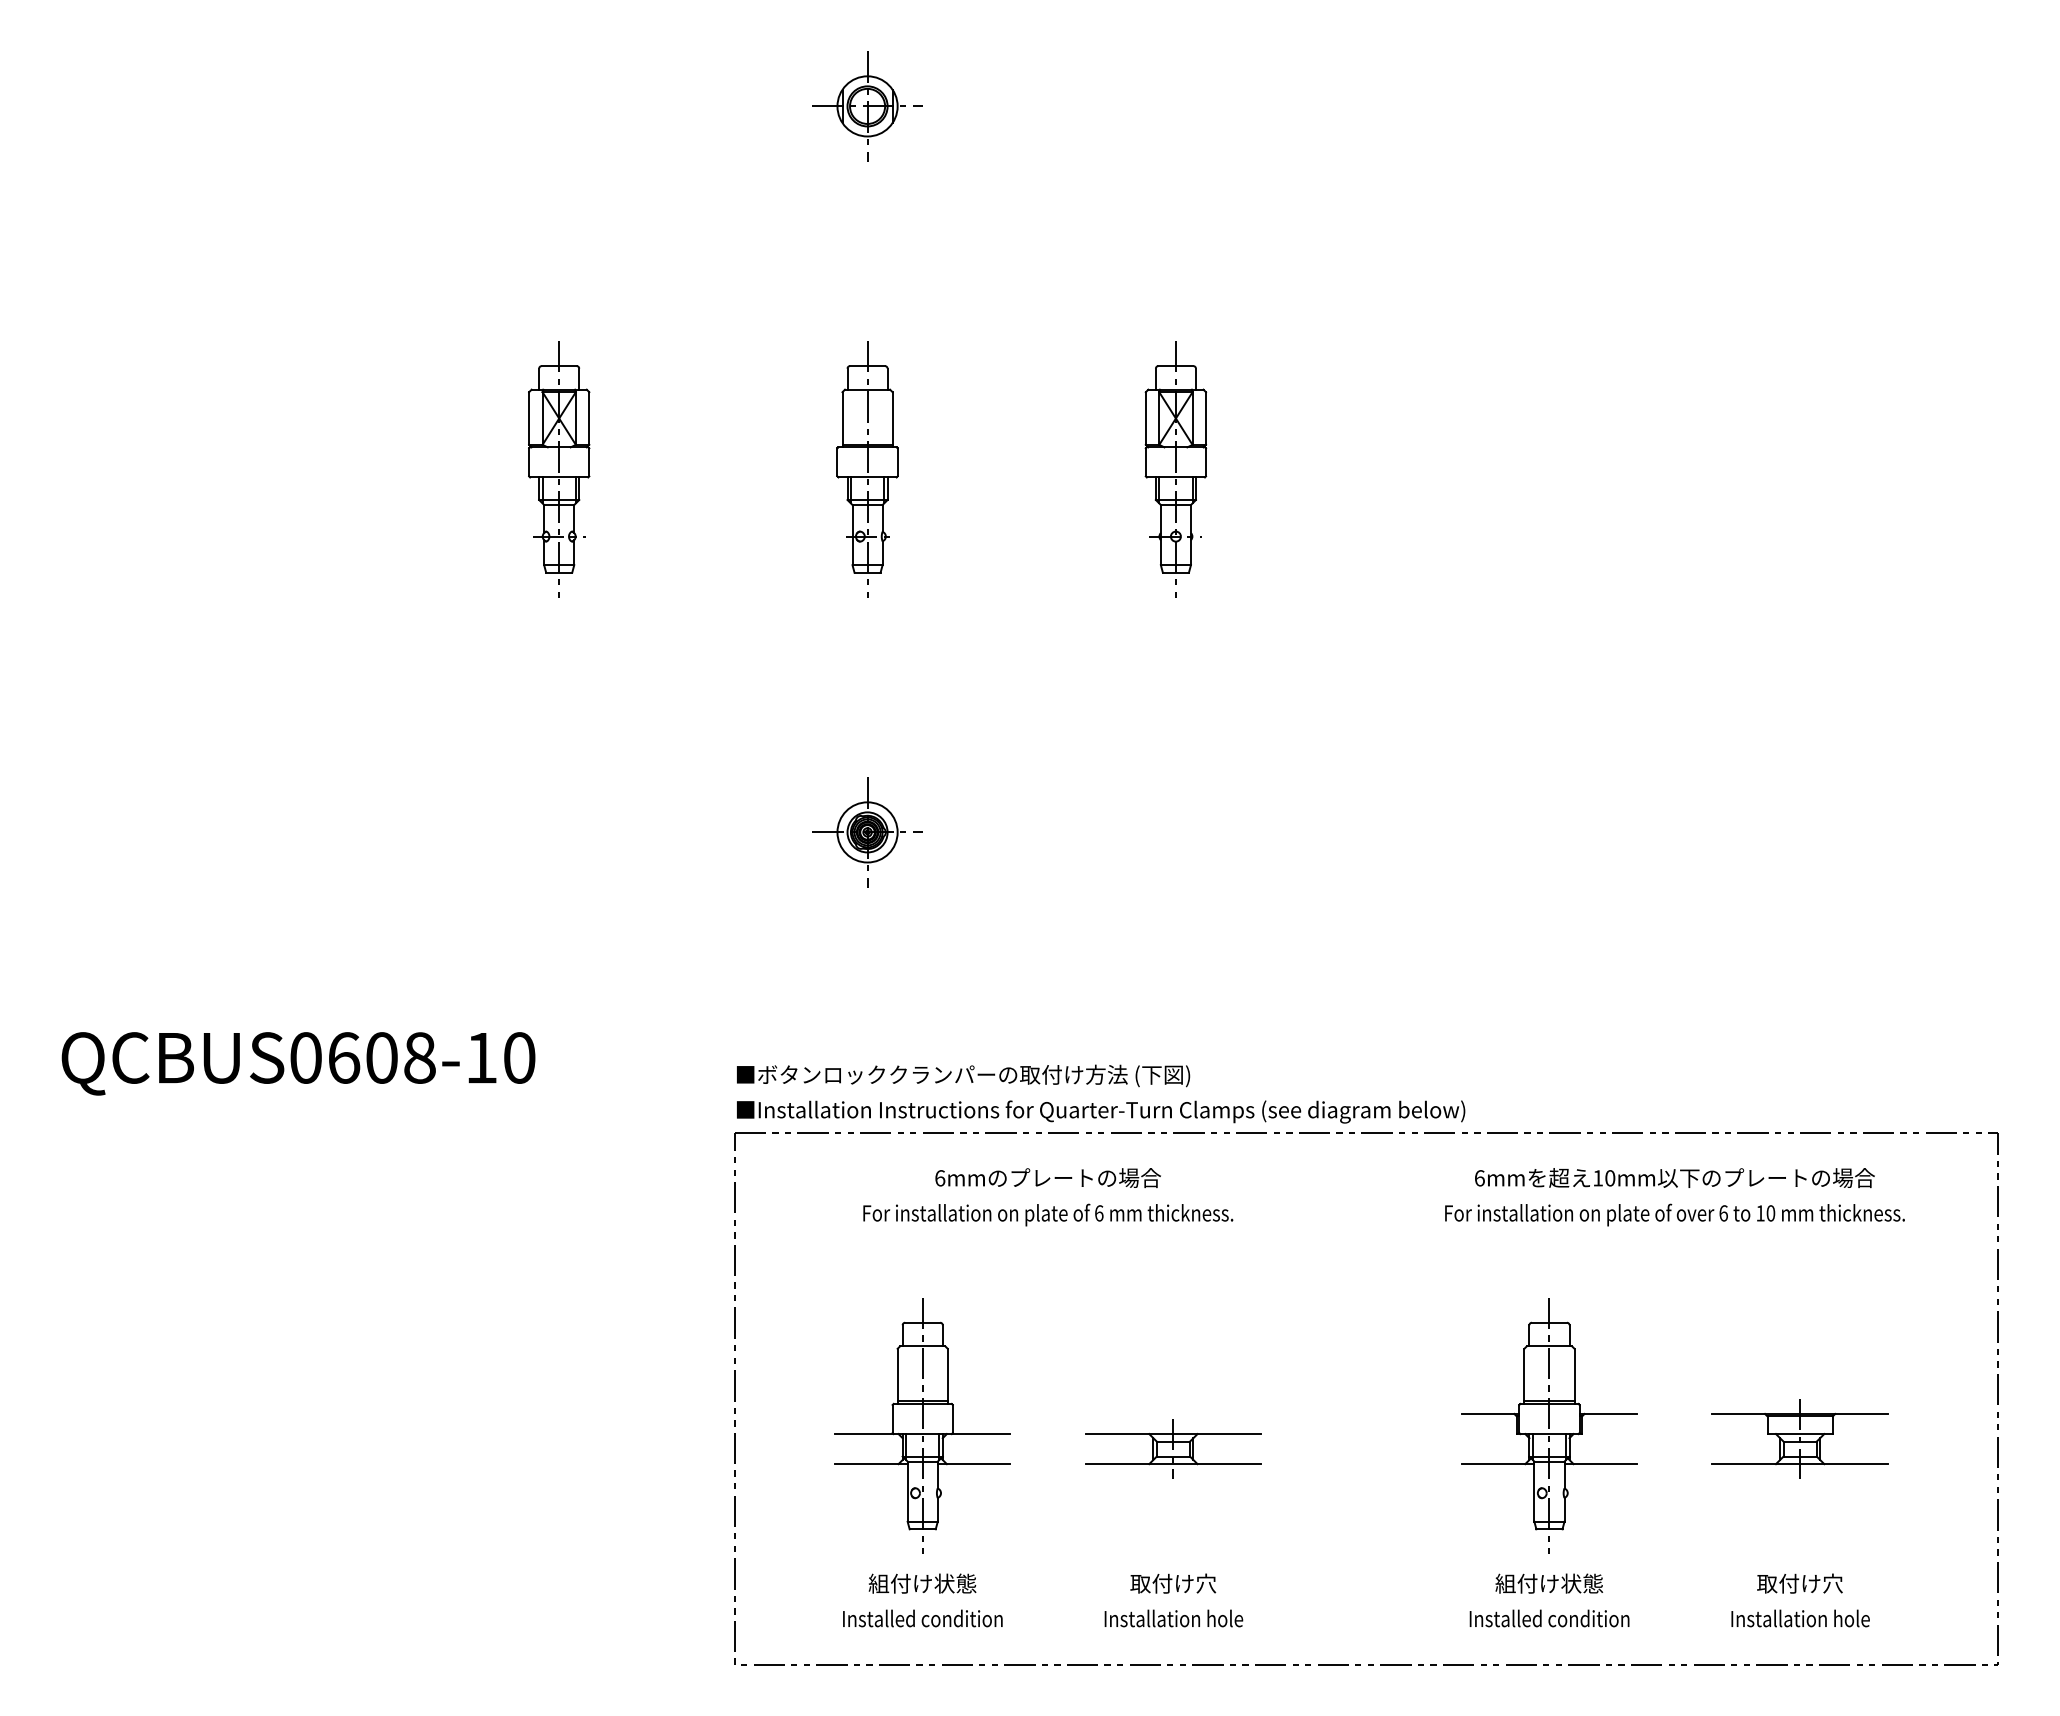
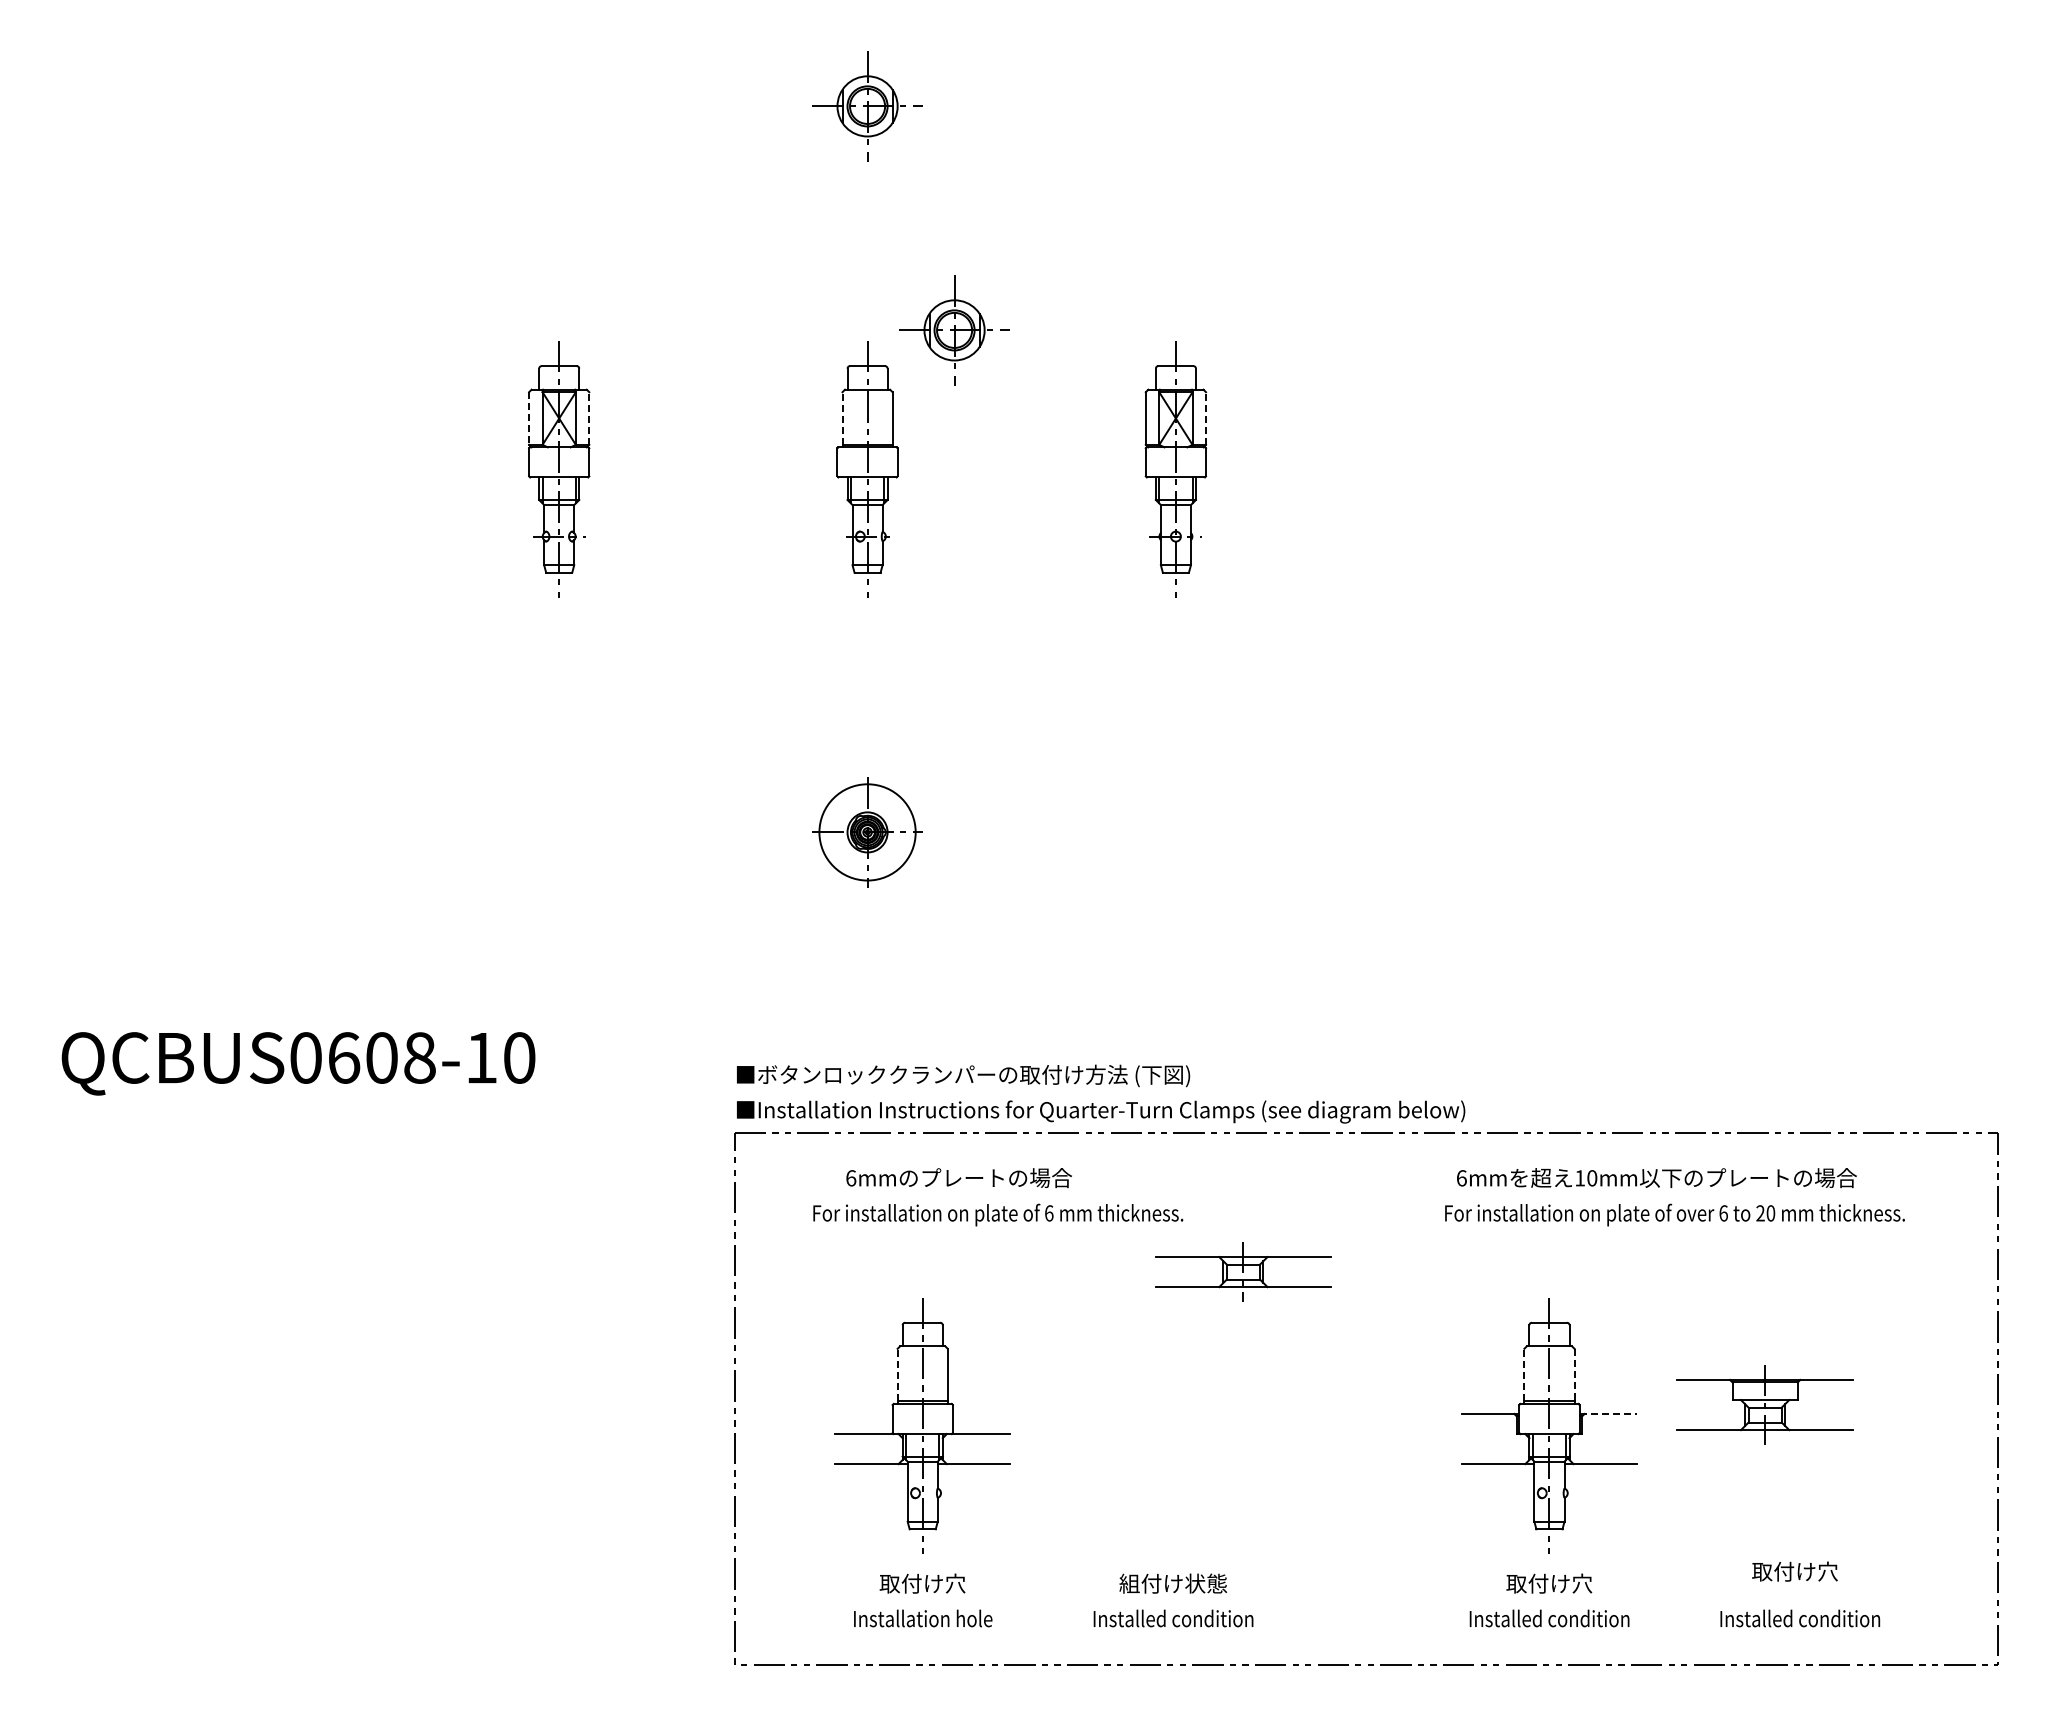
part: none -> present (954, 330)
line: solid -> dashed (589, 418)
line: solid -> dashed (842, 418)
line: solid -> dashed (1206, 418)
line: solid -> dashed (529, 419)
circle diameter: 60 px -> 96 px (867, 832)
text position: (1047, 1178) -> (958, 1178) (958, 1178)
text position: (1674, 1178) -> (1656, 1178) (1656, 1178)
text: 10 -> 20 (1760, 1213)
text position: (1048, 1214) -> (998, 1214) (998, 1214)
line: solid -> dashed (897, 1374)
line: solid -> dashed (1524, 1374)
line: solid -> dashed (1574, 1375)
line: solid -> dashed (1608, 1413)
part position: (1799, 1438) -> (1764, 1404) (1764, 1404)
part position: (1173, 1448) -> (1243, 1271) (1243, 1271)
text: 組付け状態 -> 取付け穴 (922, 1583)
text: 取付け穴 -> 組付け状態 (1173, 1583)
text: 組付け状態 -> 取付け穴 (1549, 1583)
text position: (1799, 1583) -> (1794, 1571) (1794, 1571)
text: Installed condition -> Installation hole (922, 1618)
text: Installation hole -> Installed condition (1173, 1618)
text: Installation hole -> Installed condition (1800, 1618)
